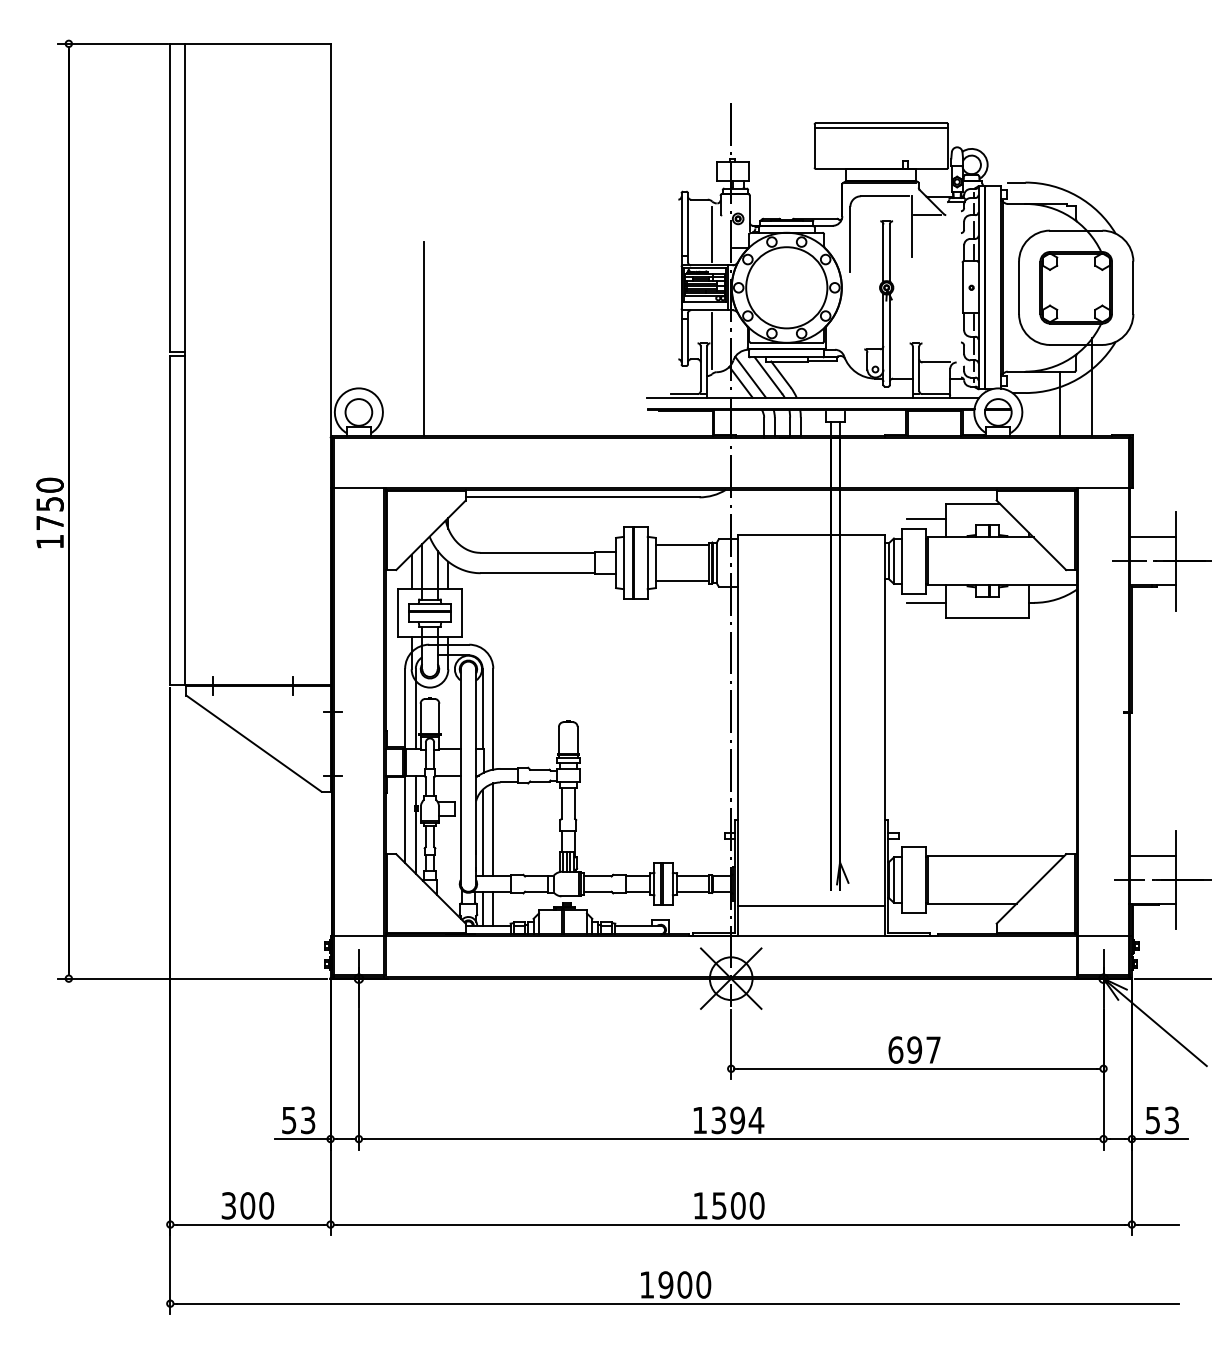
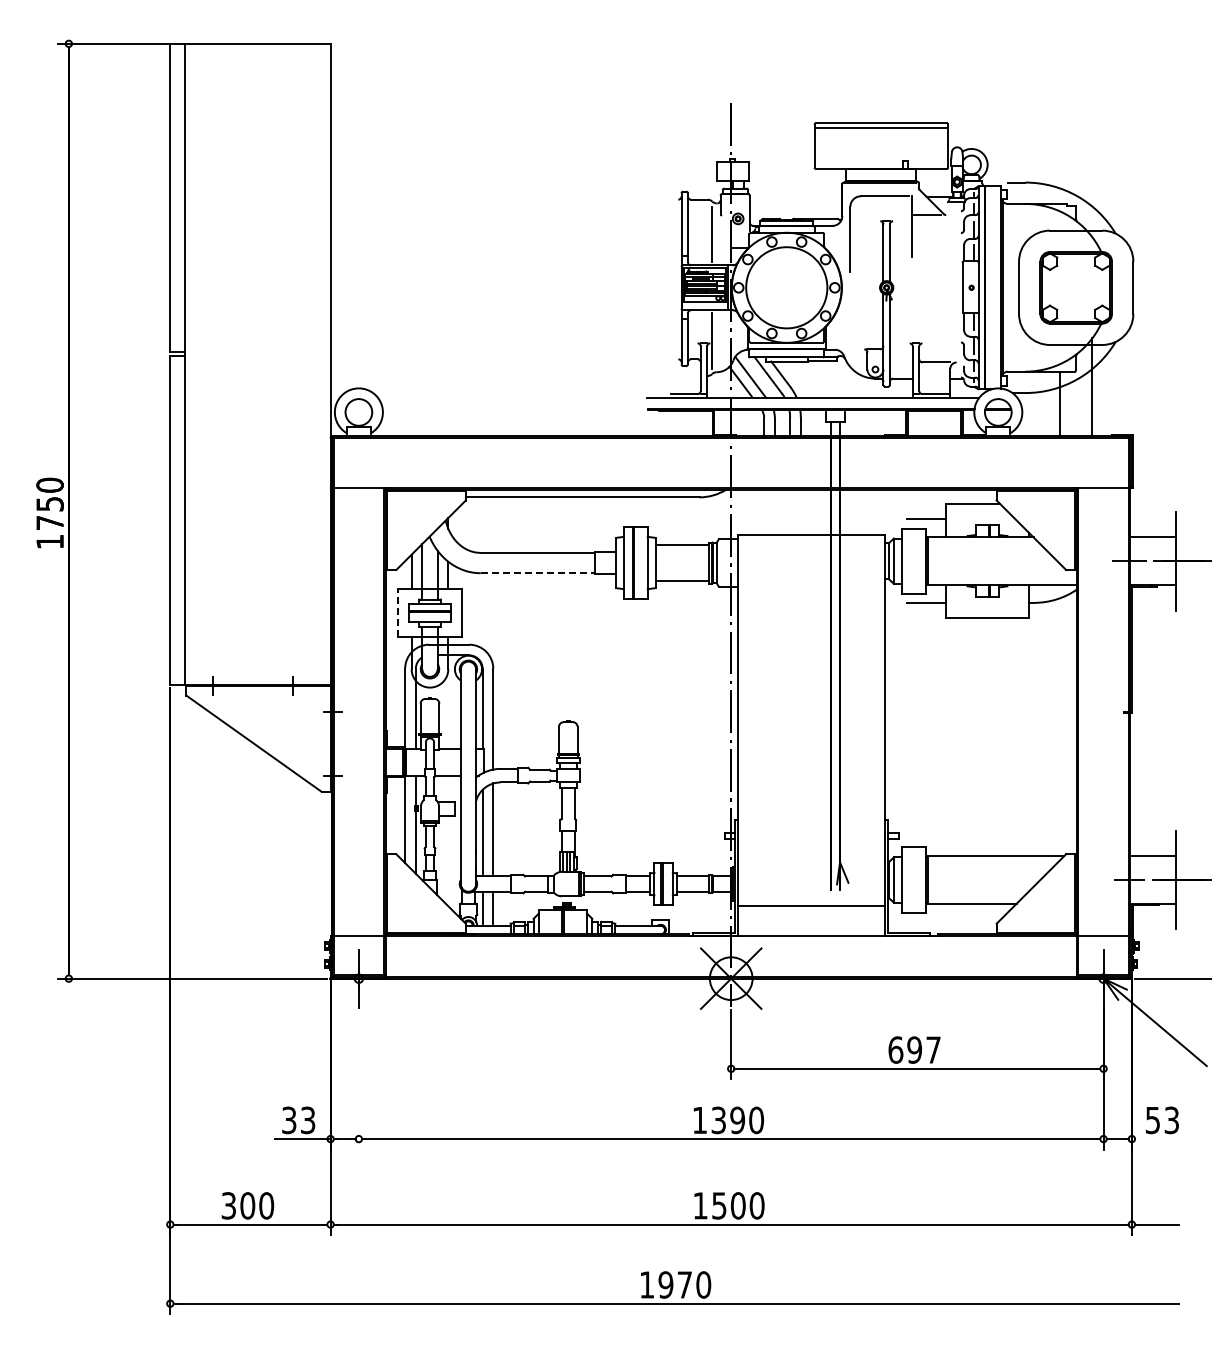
line: present -> none (424, 338)
line: solid -> dashed (538, 573)
line: solid -> dashed (398, 612)
line: present -> none (358, 1079)
text: 53 -> 33 (289, 1119)
text: 1394 -> 1390 (756, 1120)
line: present -> none (1159, 1139)
text: 1900 -> 1970 (684, 1284)
